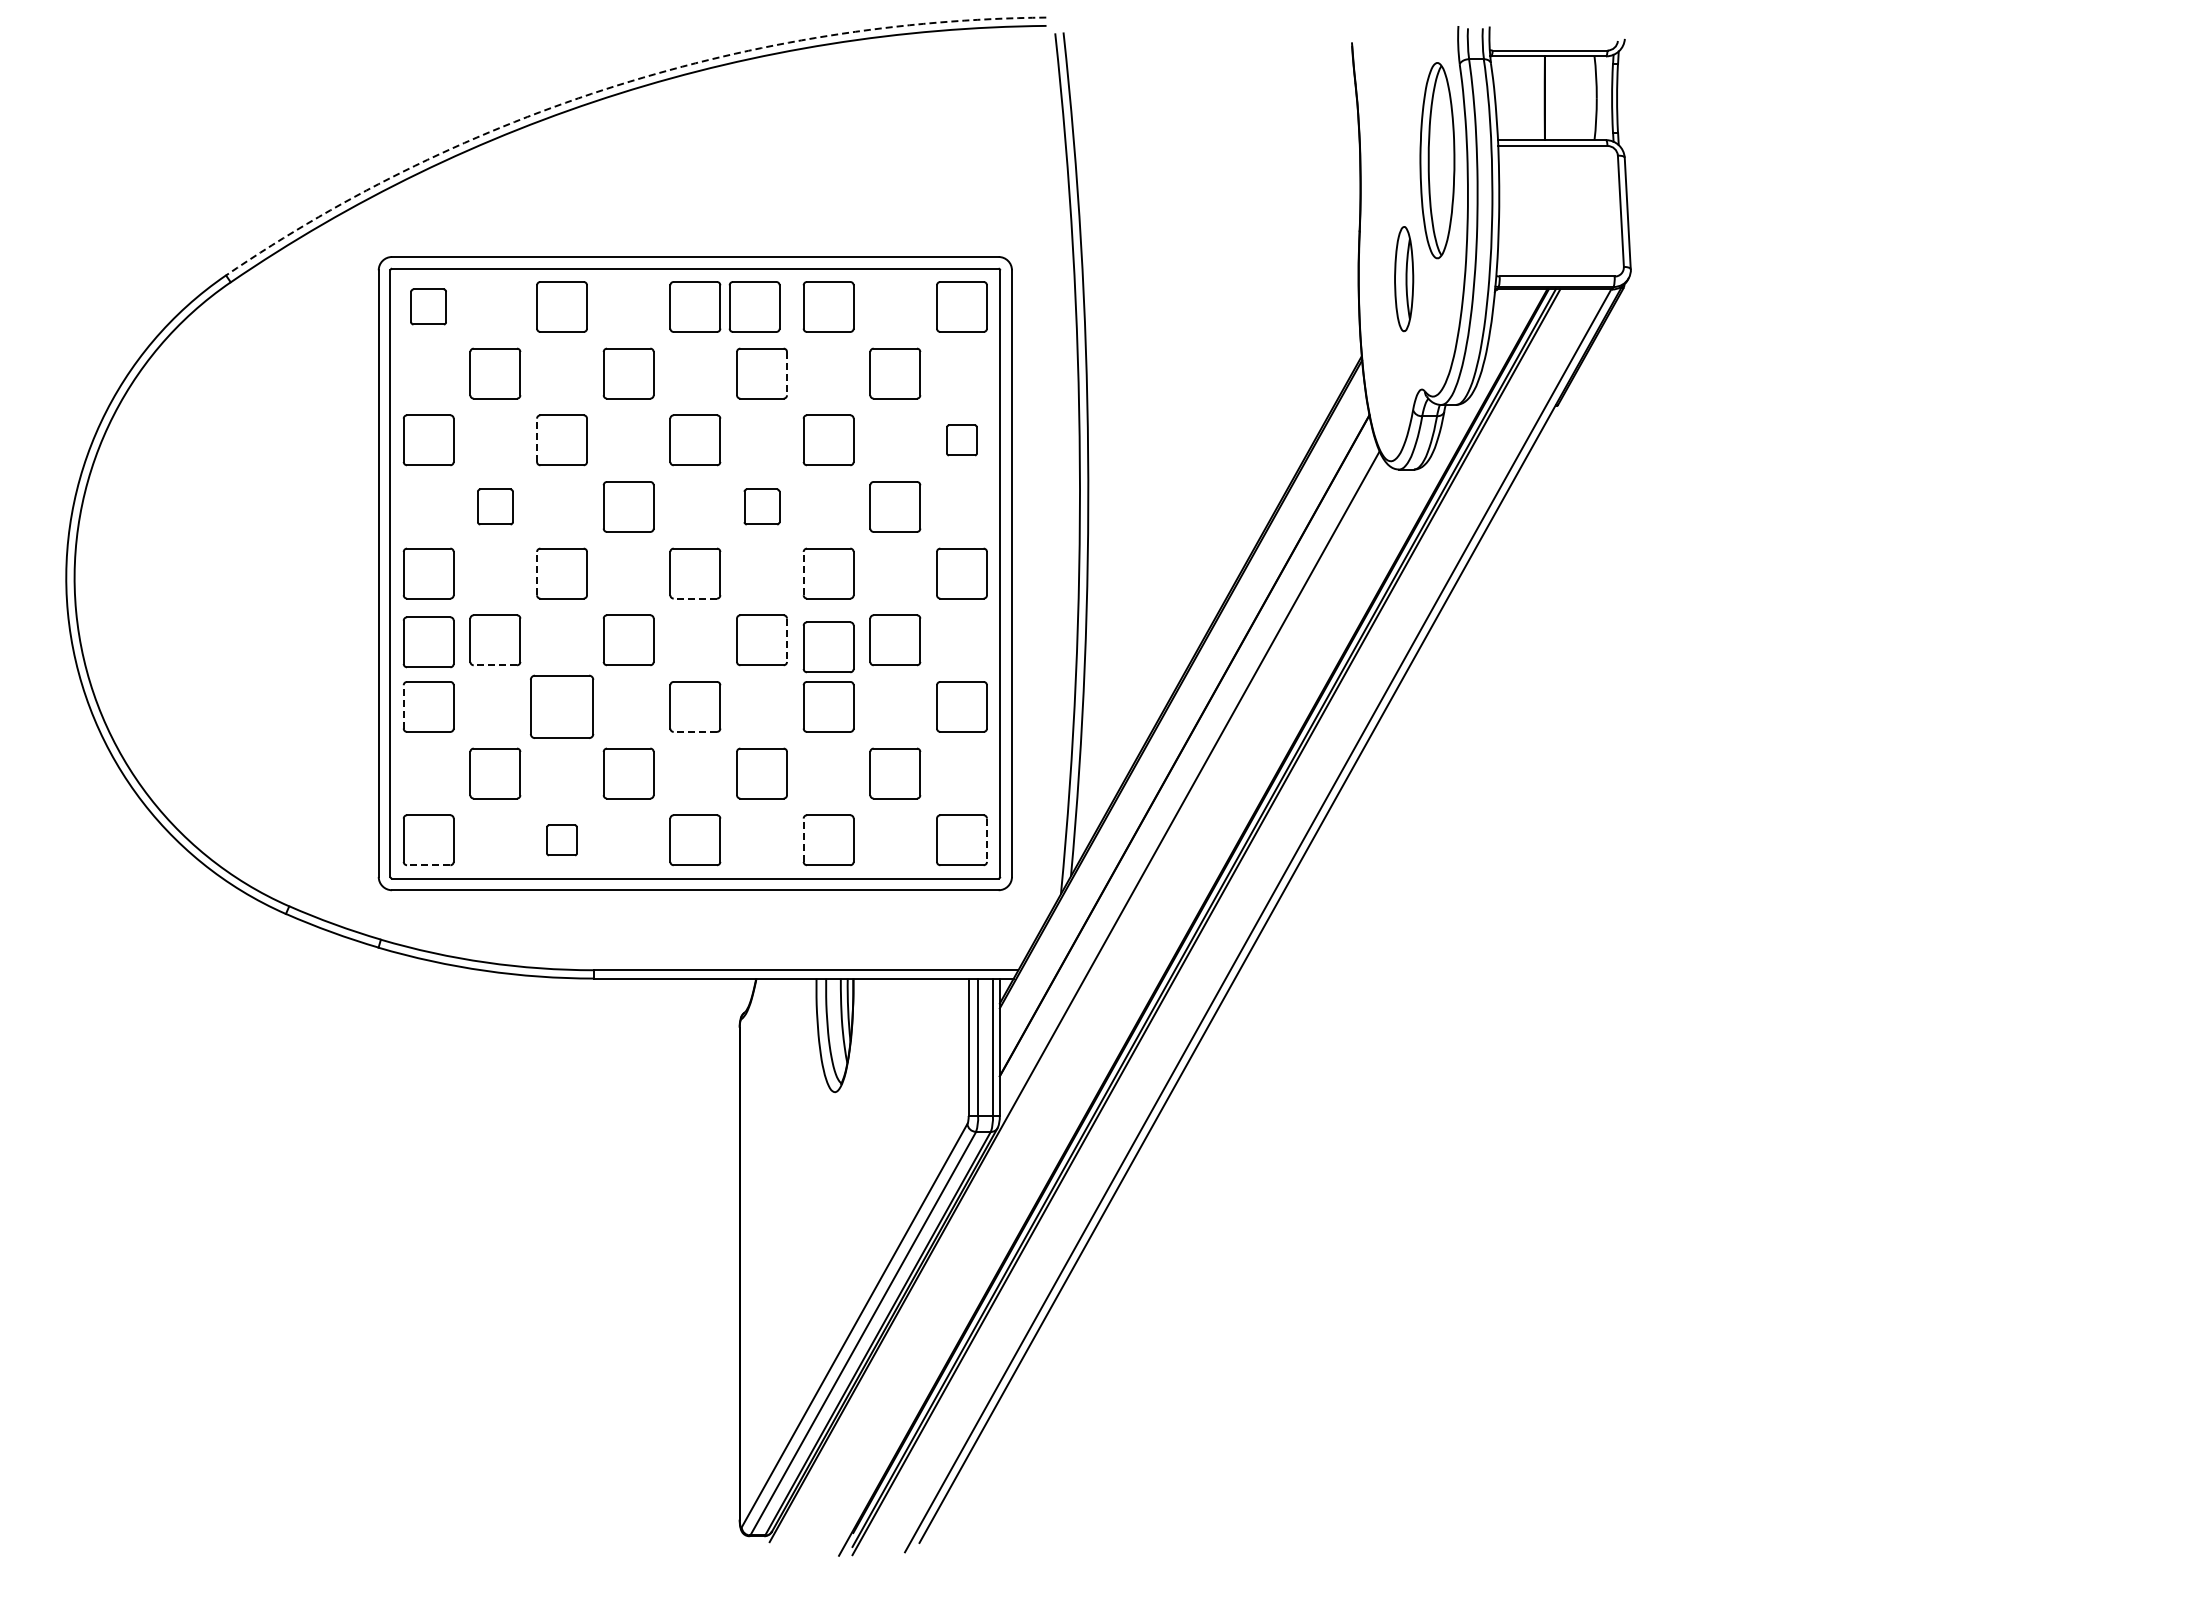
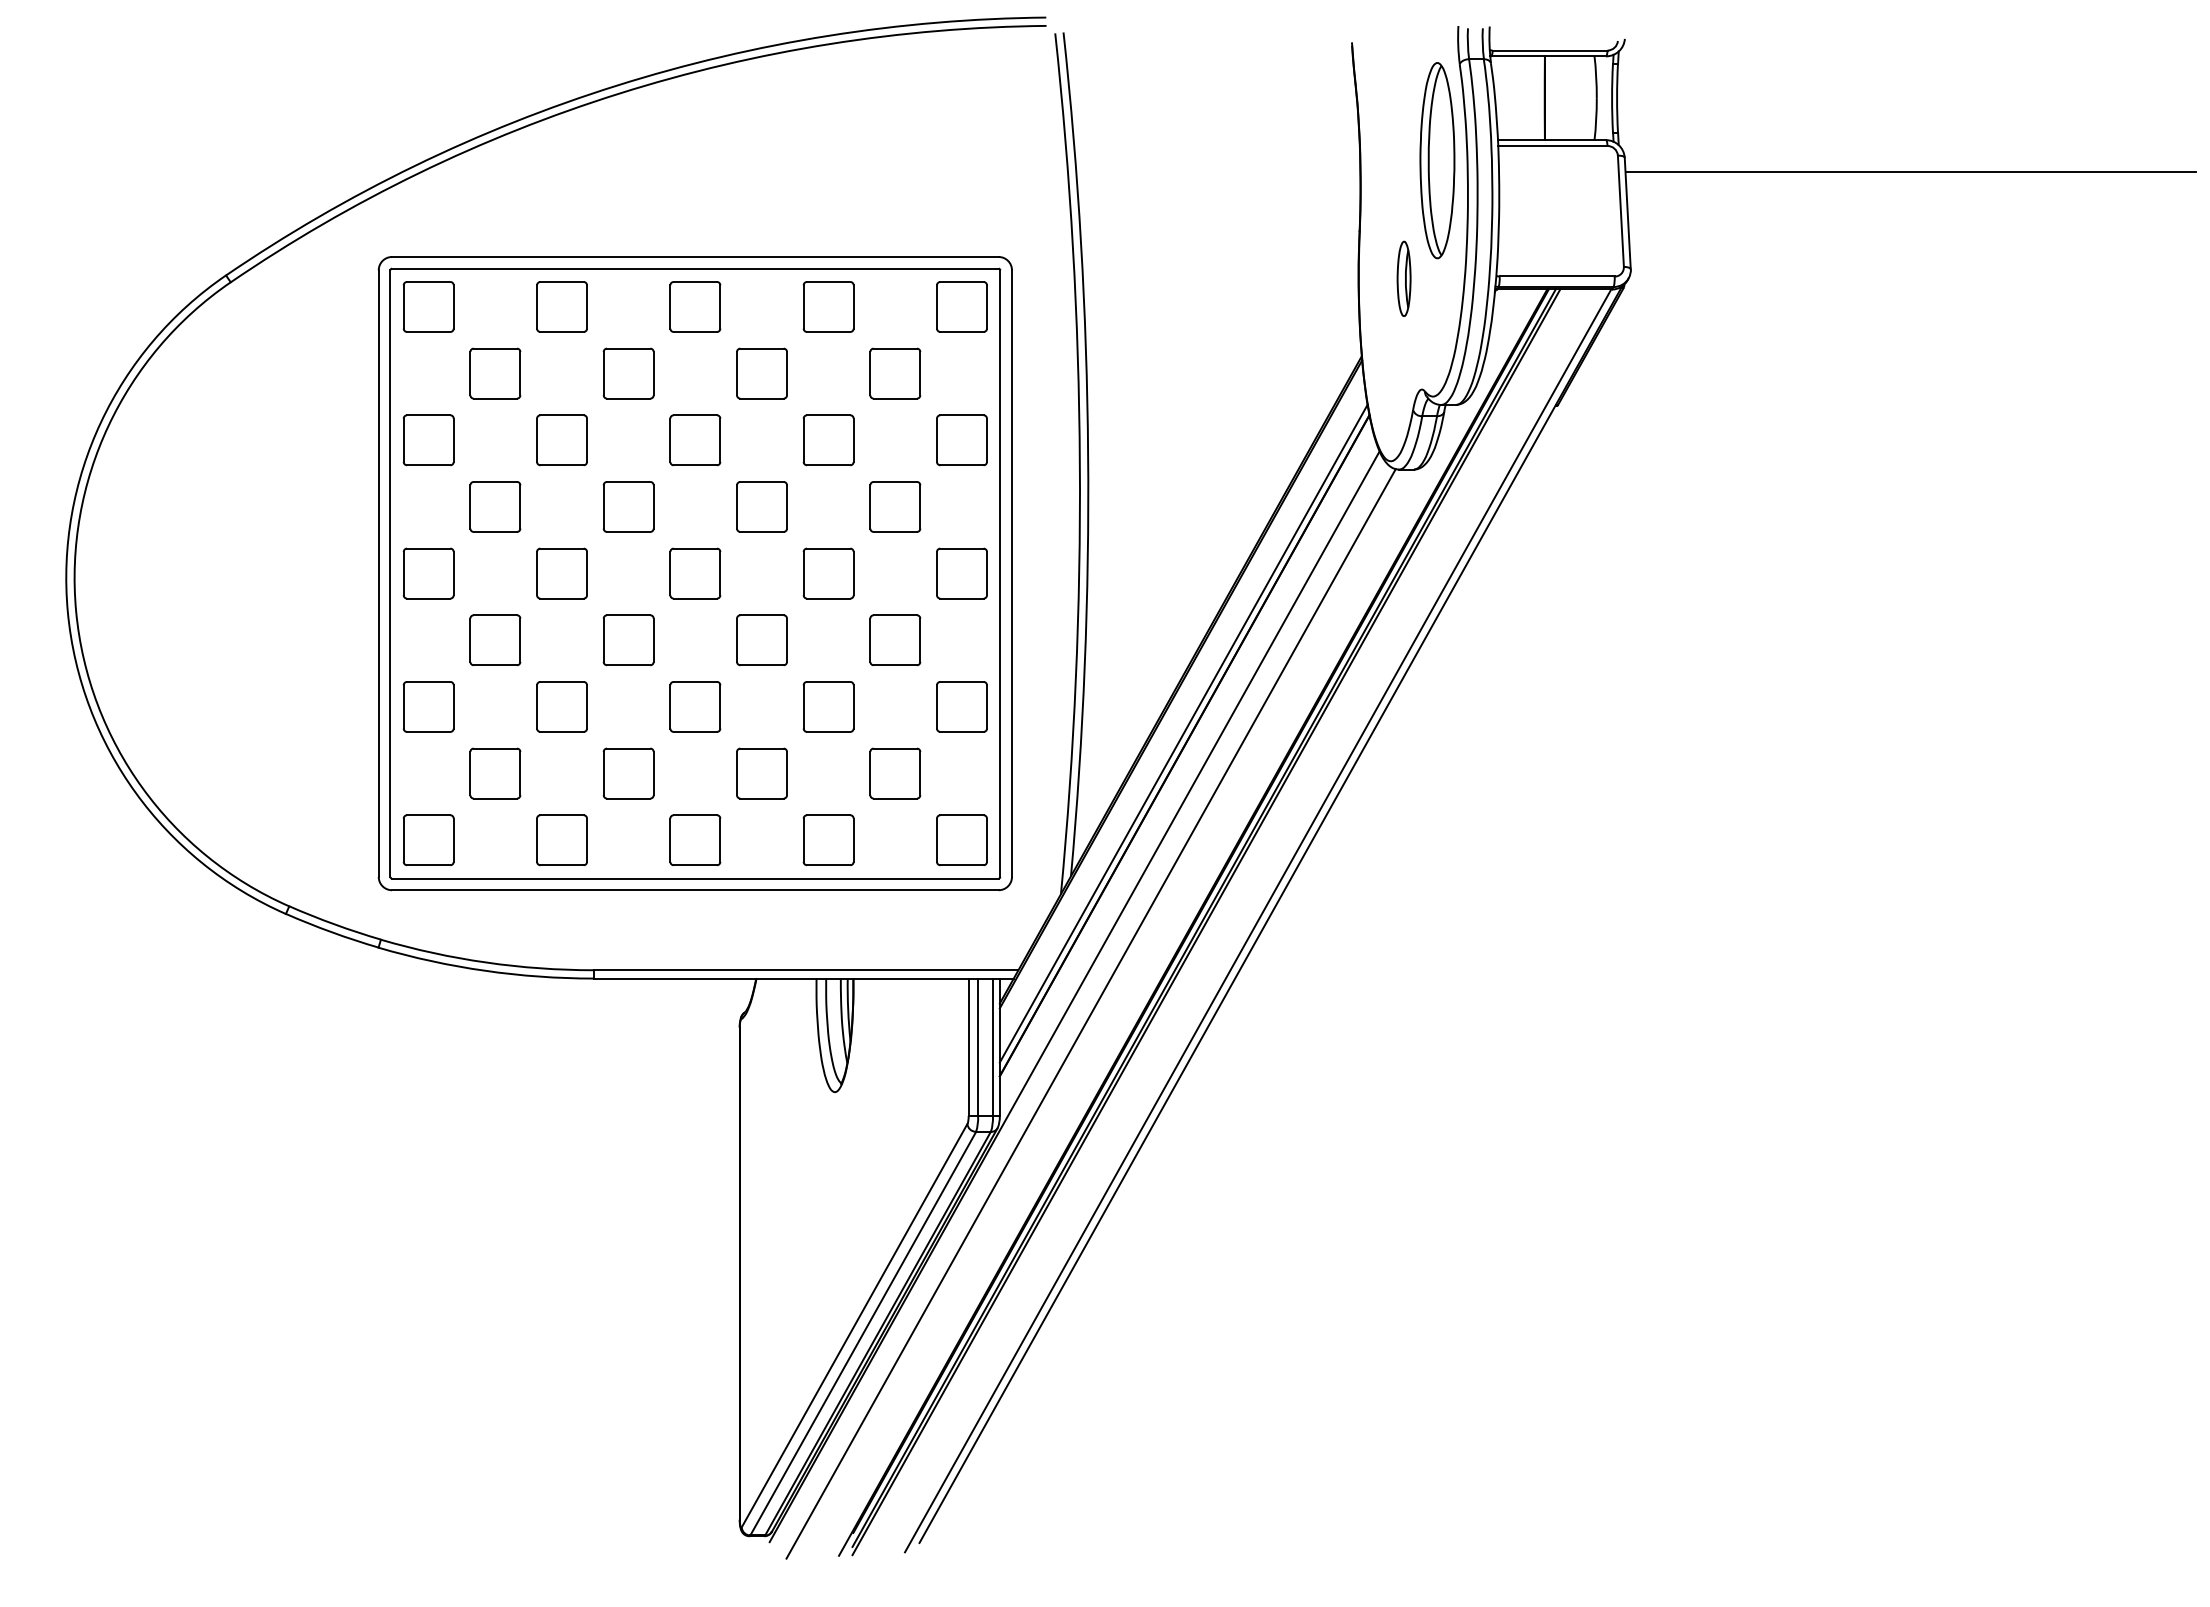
arc: dashed -> solid (617, 85)
line: none -> present (1910, 172)
part size: 21x107 px -> 16x77 px (1403, 278)
part size: 37x38 px -> 53x52 px (428, 306)
part: present -> none (754, 306)
line: dashed -> solid (787, 373)
line: dashed -> solid (537, 440)
part size: 32x33 px -> 52x53 px (961, 440)
part size: 37x38 px -> 53x52 px (495, 506)
part size: 38x38 px -> 52x52 px (761, 506)
line: dashed -> solid (537, 573)
line: dashed -> solid (803, 573)
line: dashed -> solid (695, 598)
line: dashed -> solid (787, 640)
part: present -> none (428, 642)
part: present -> none (828, 647)
line: dashed -> solid (495, 665)
line: dashed -> solid (403, 706)
part size: 65x65 px -> 52x52 px (561, 706)
line: dashed -> solid (695, 731)
line: none -> present (1183, 733)
part size: 32x33 px -> 52x53 px (561, 840)
line: dashed -> solid (803, 840)
line: dashed -> solid (986, 840)
line: dashed -> solid (428, 865)
line: none -> present (1090, 1013)
